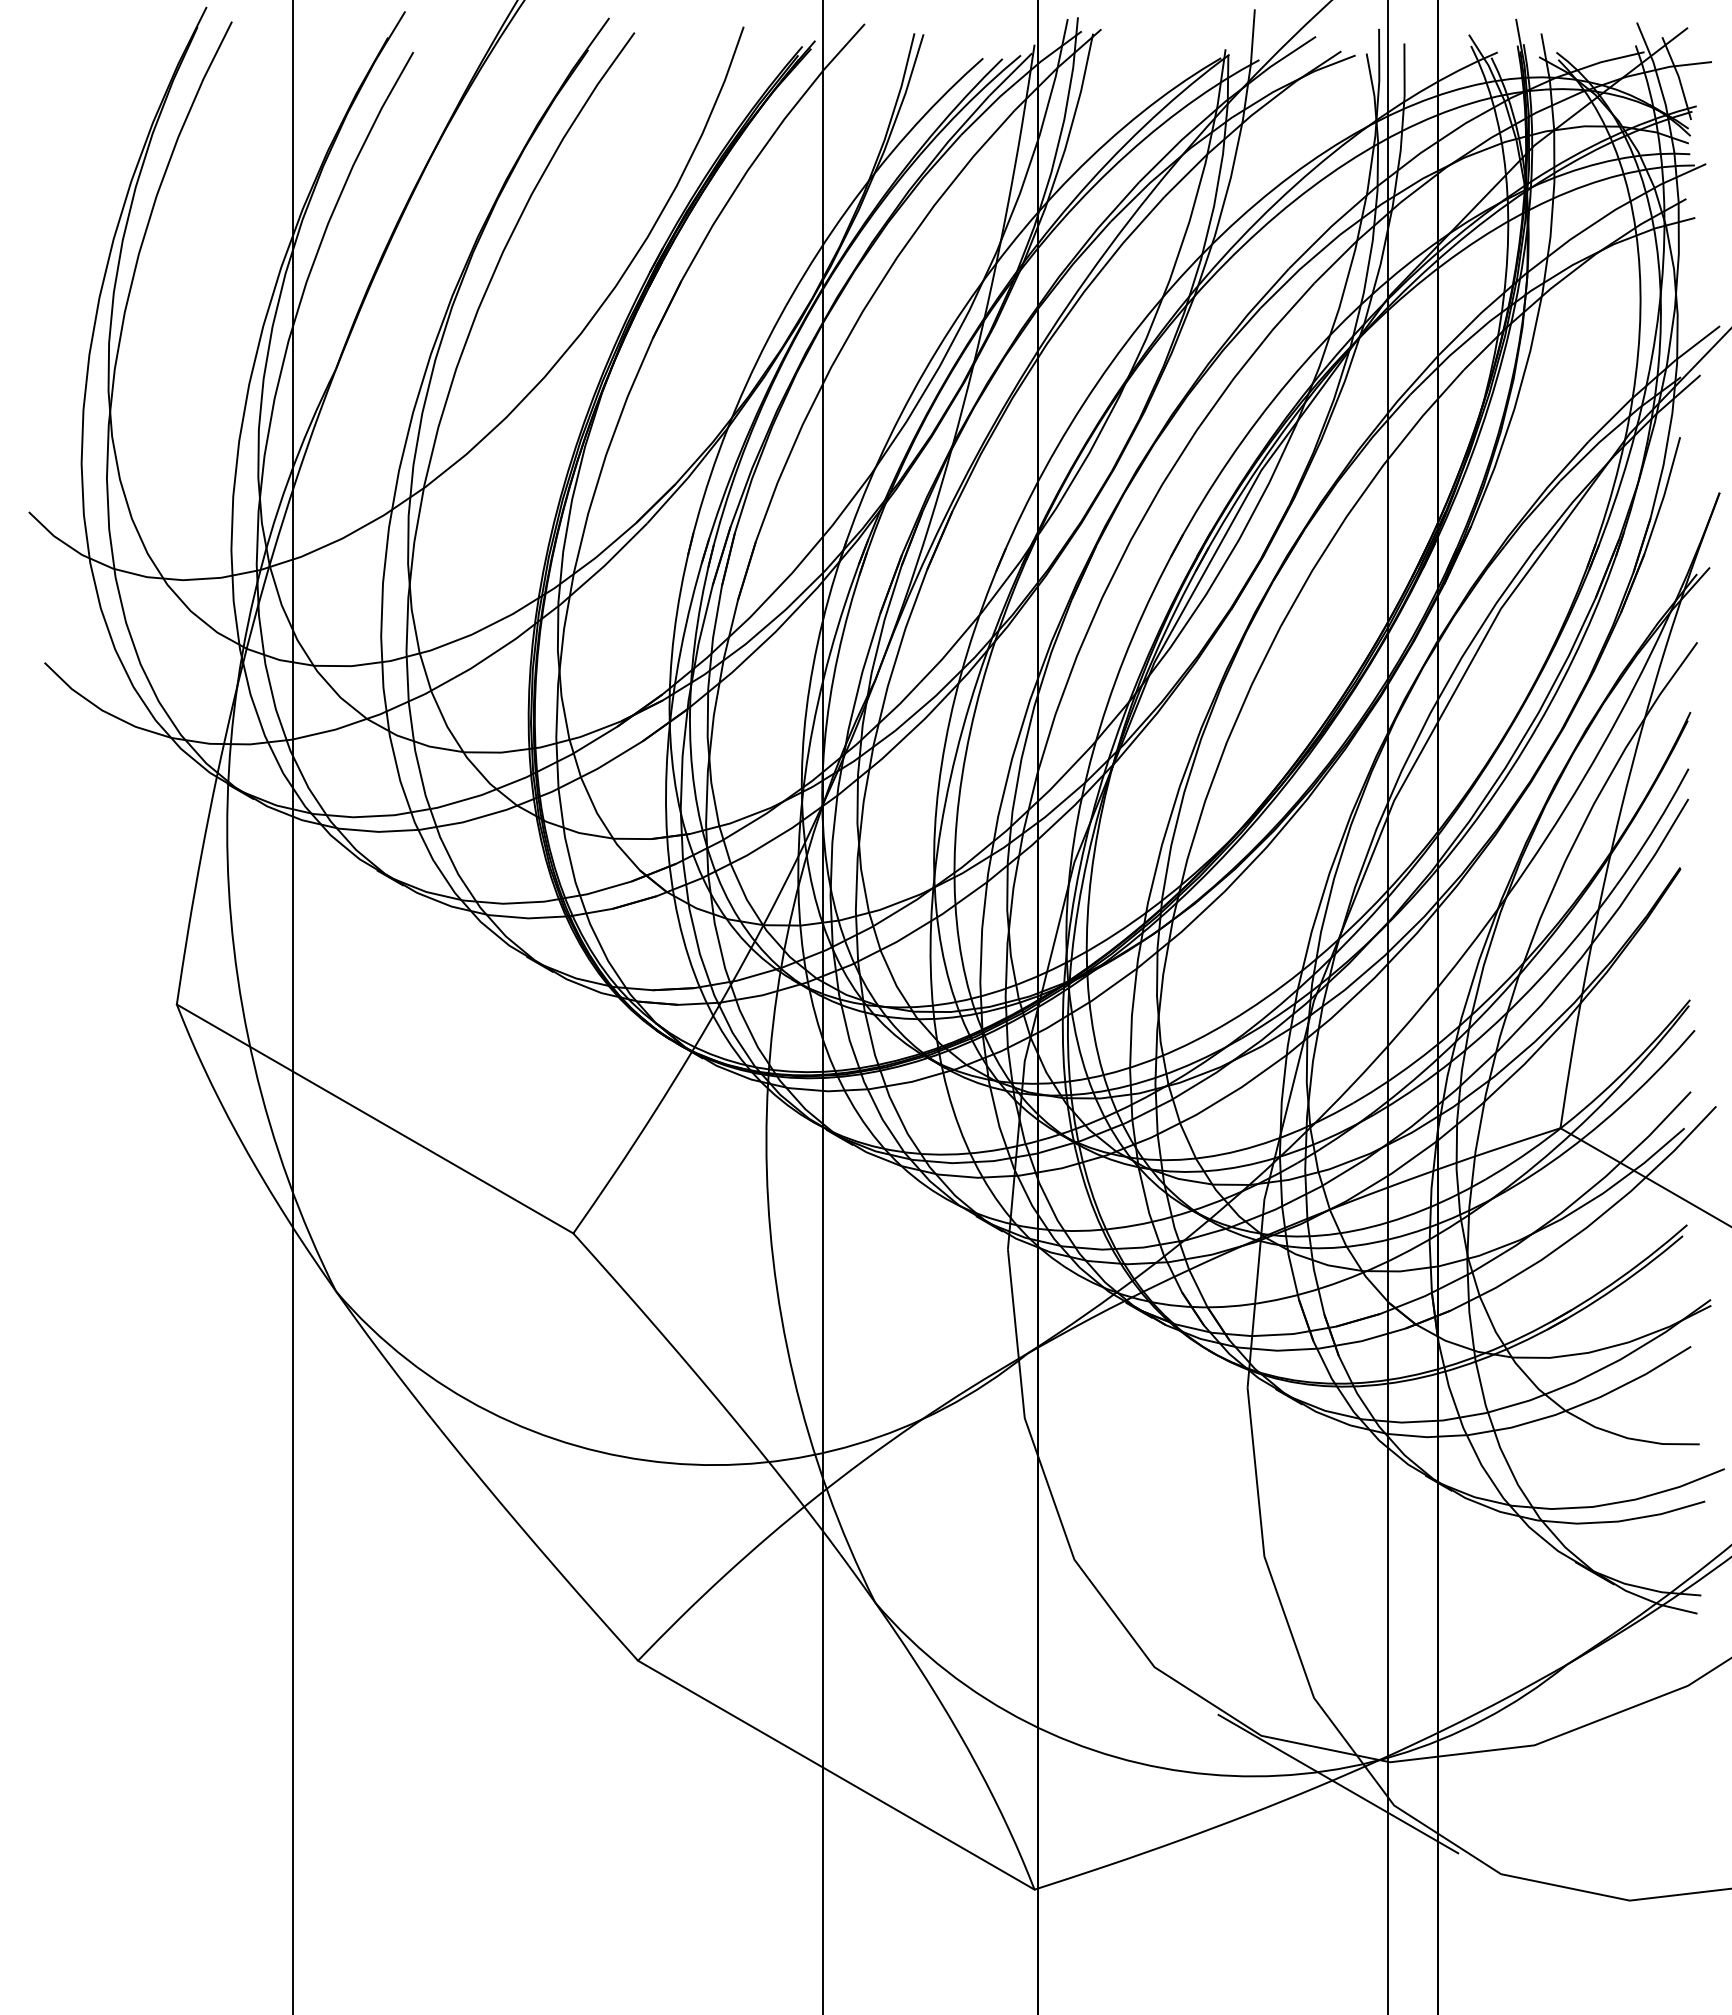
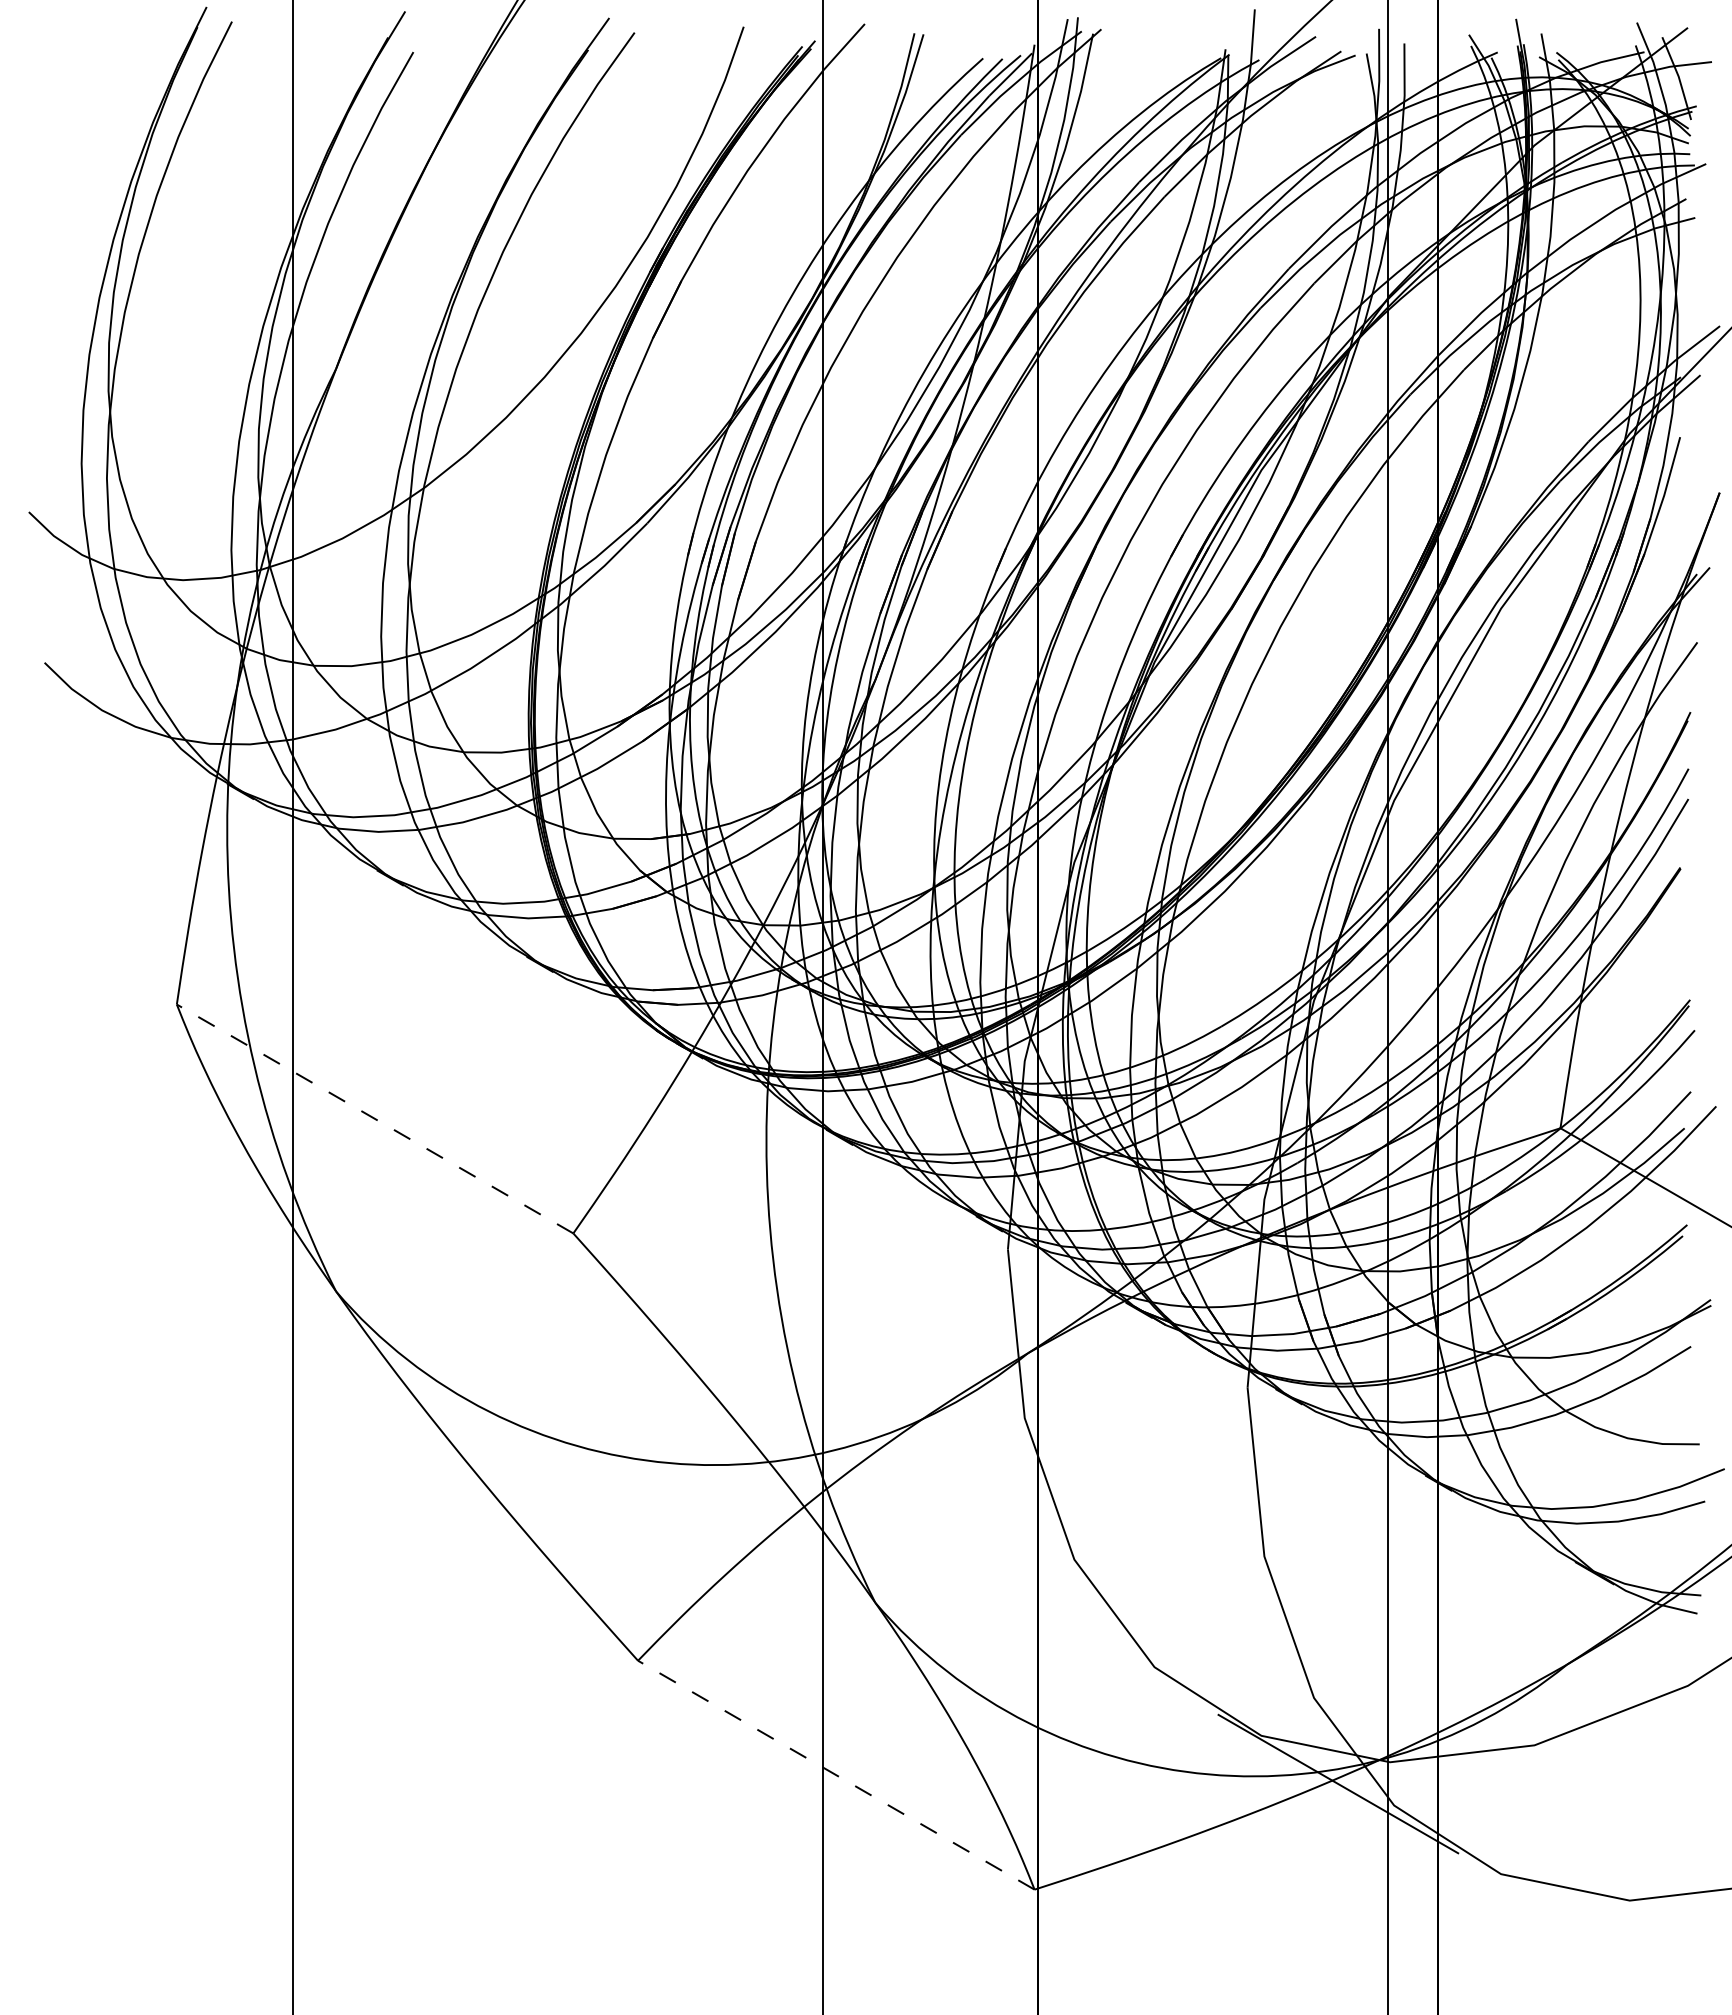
line: solid -> dashed (375, 1118)
line: solid -> dashed (836, 1775)
